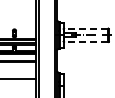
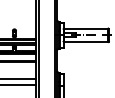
line: dashed -> solid (85, 28)
line: dashed -> solid (85, 41)
line: none -> present (19, 85)
